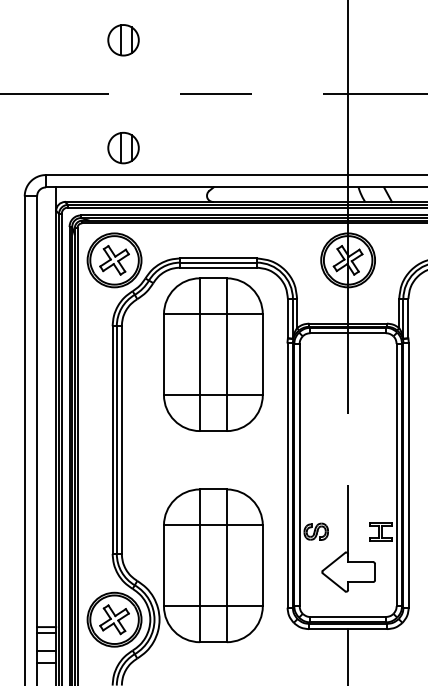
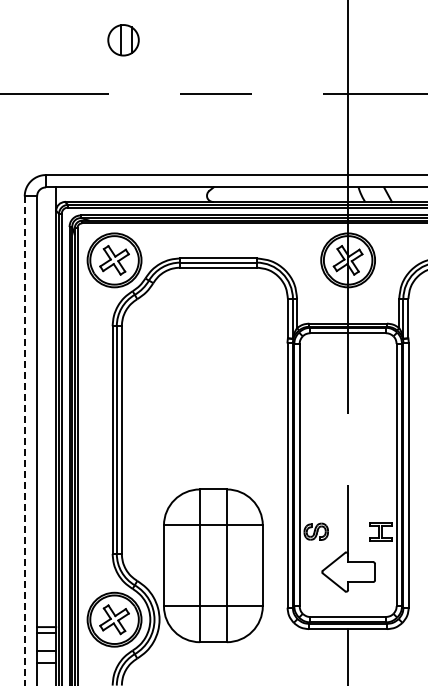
part: present -> none (123, 147)
part: present -> none (213, 354)
line: solid -> dashed (24, 440)
